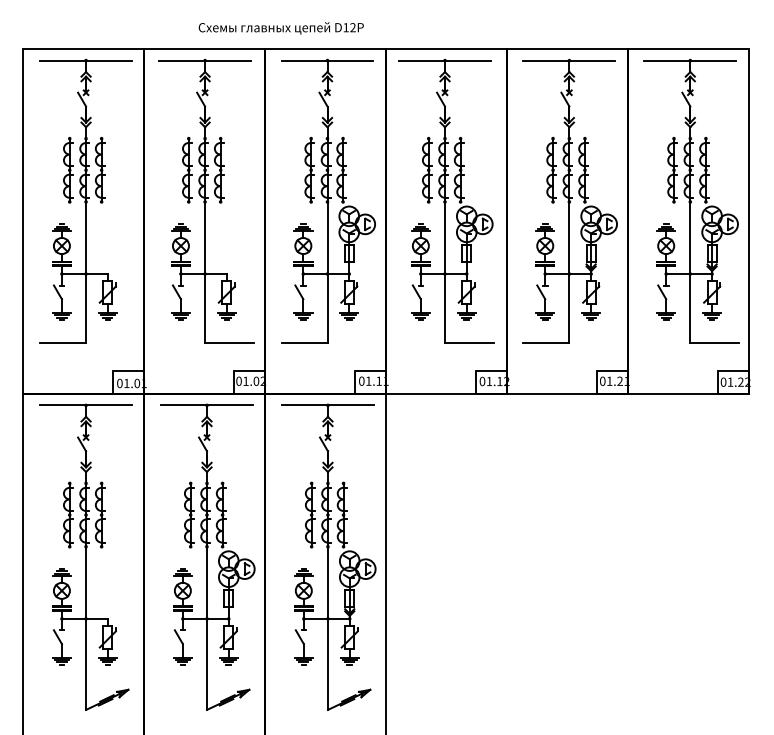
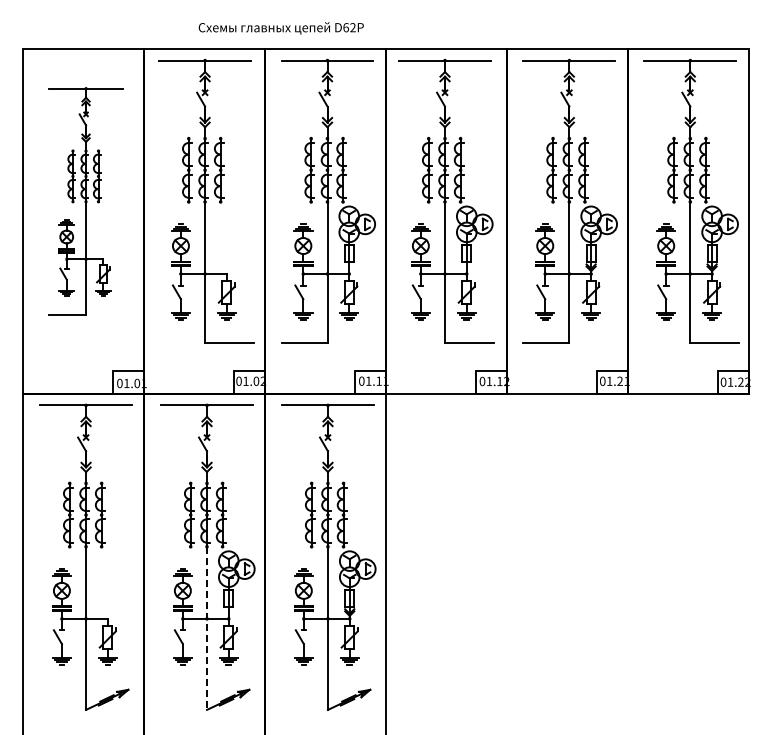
text: D12P -> D62P (345, 27)
part size: 94x286 px -> 76x229 px (85, 201)
line: solid -> dashed (207, 628)
